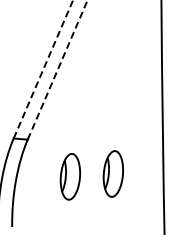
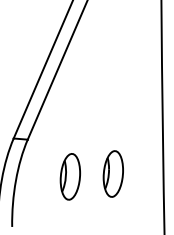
line: dashed -> solid (43, 68)
line: dashed -> solid (57, 70)
